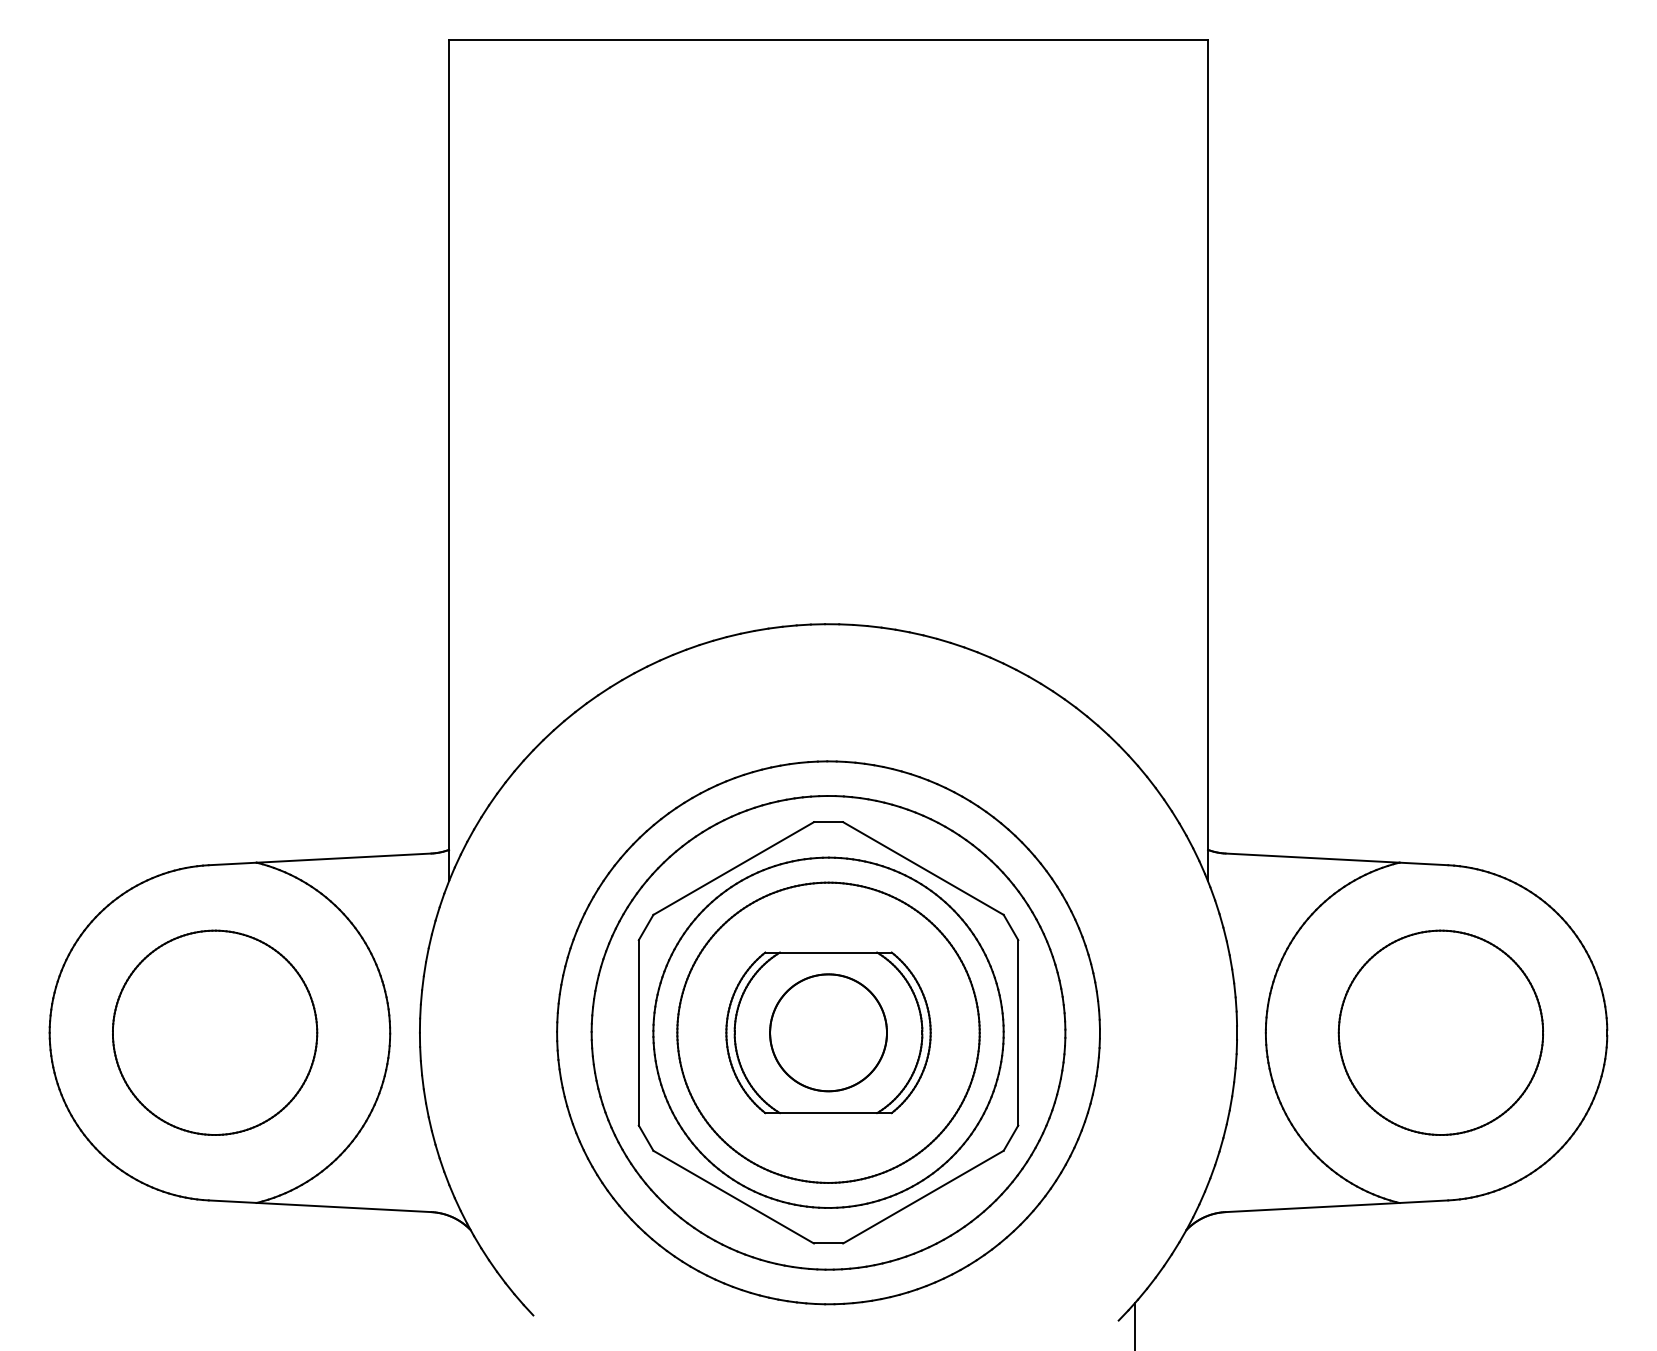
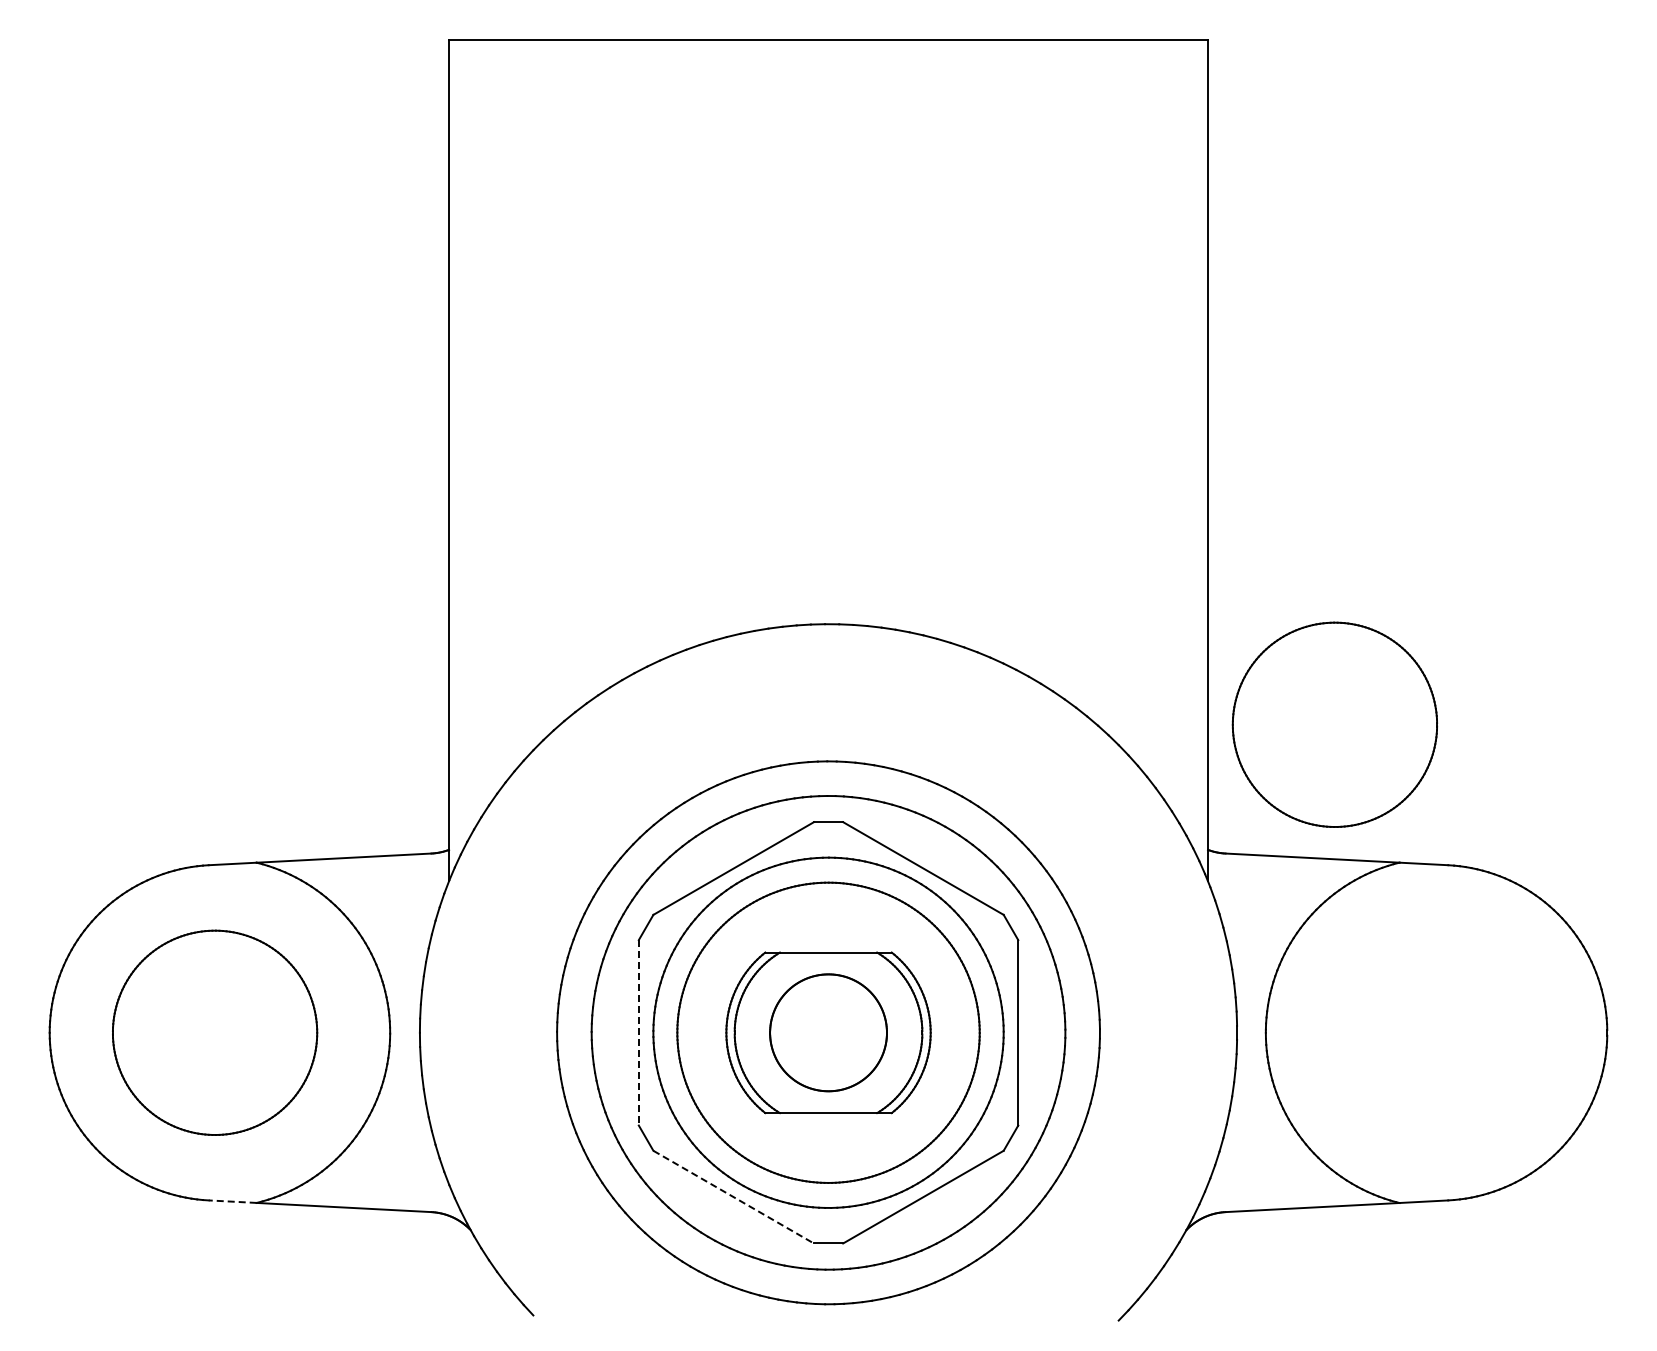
line: solid -> dashed (638, 1032)
part position: (1440, 1032) -> (1334, 724) (1334, 724)
line: solid -> dashed (733, 1197)
line: solid -> dashed (232, 1201)
line: present -> none (1135, 1325)
